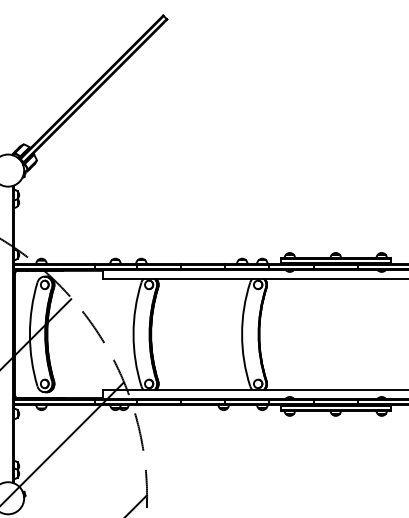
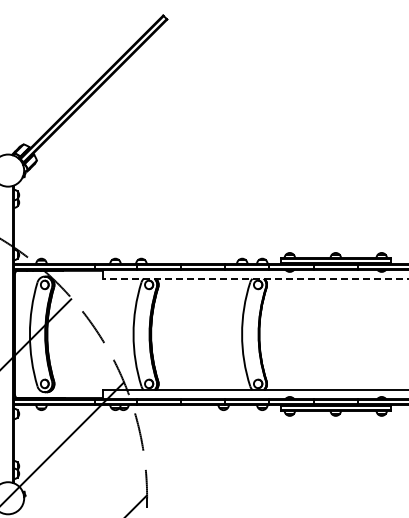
line: solid -> dashed (255, 278)
